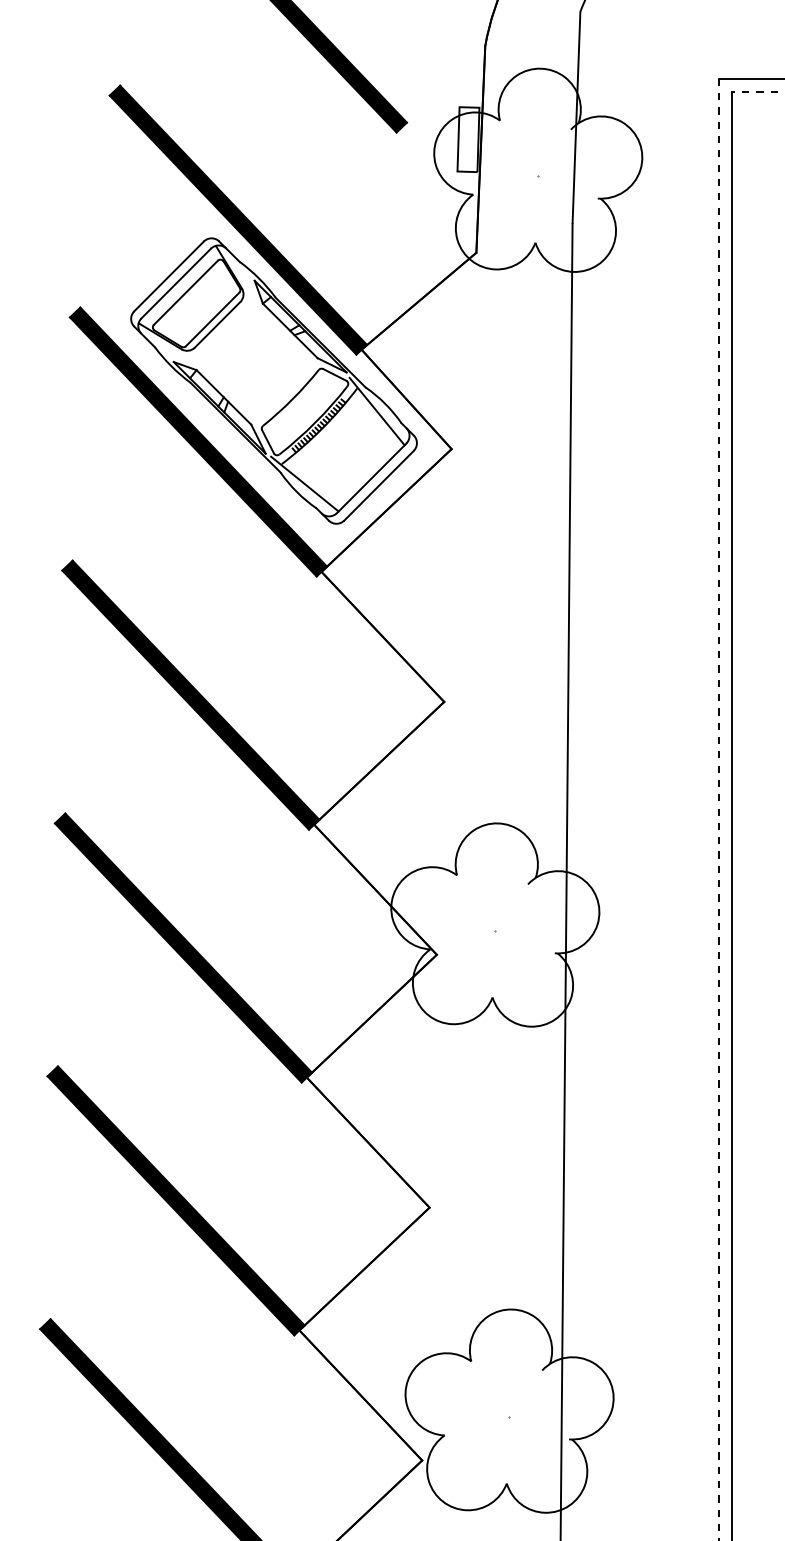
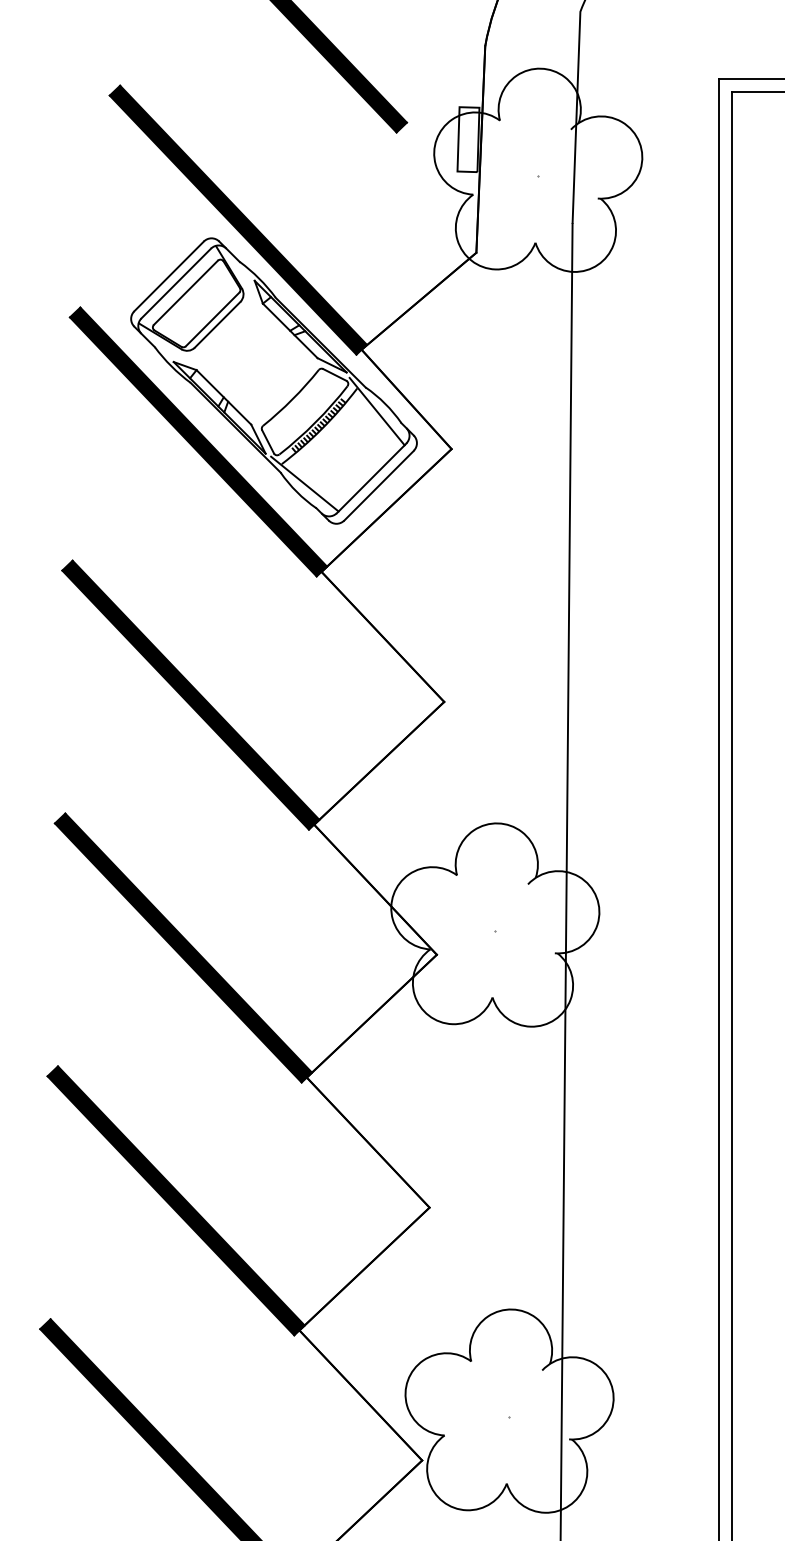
line: dashed -> solid (758, 91)
line: dashed -> solid (719, 809)
